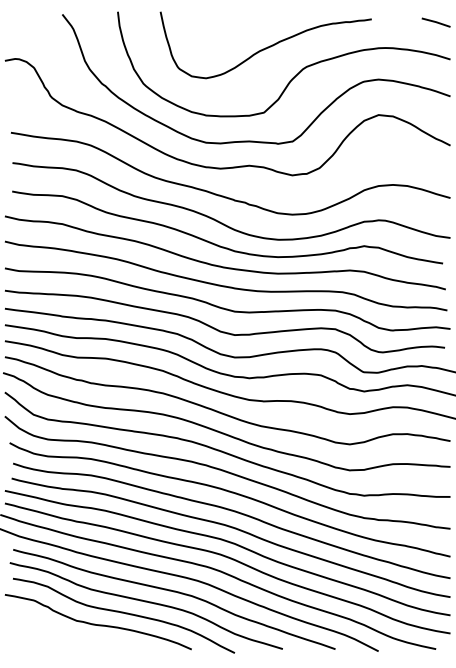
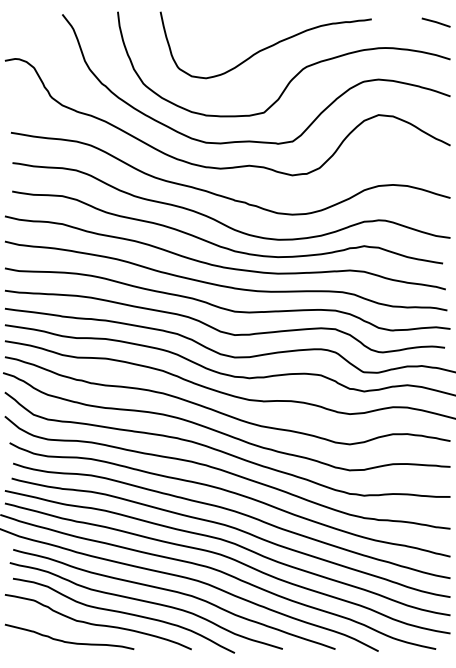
curve: none -> present (69, 641)
